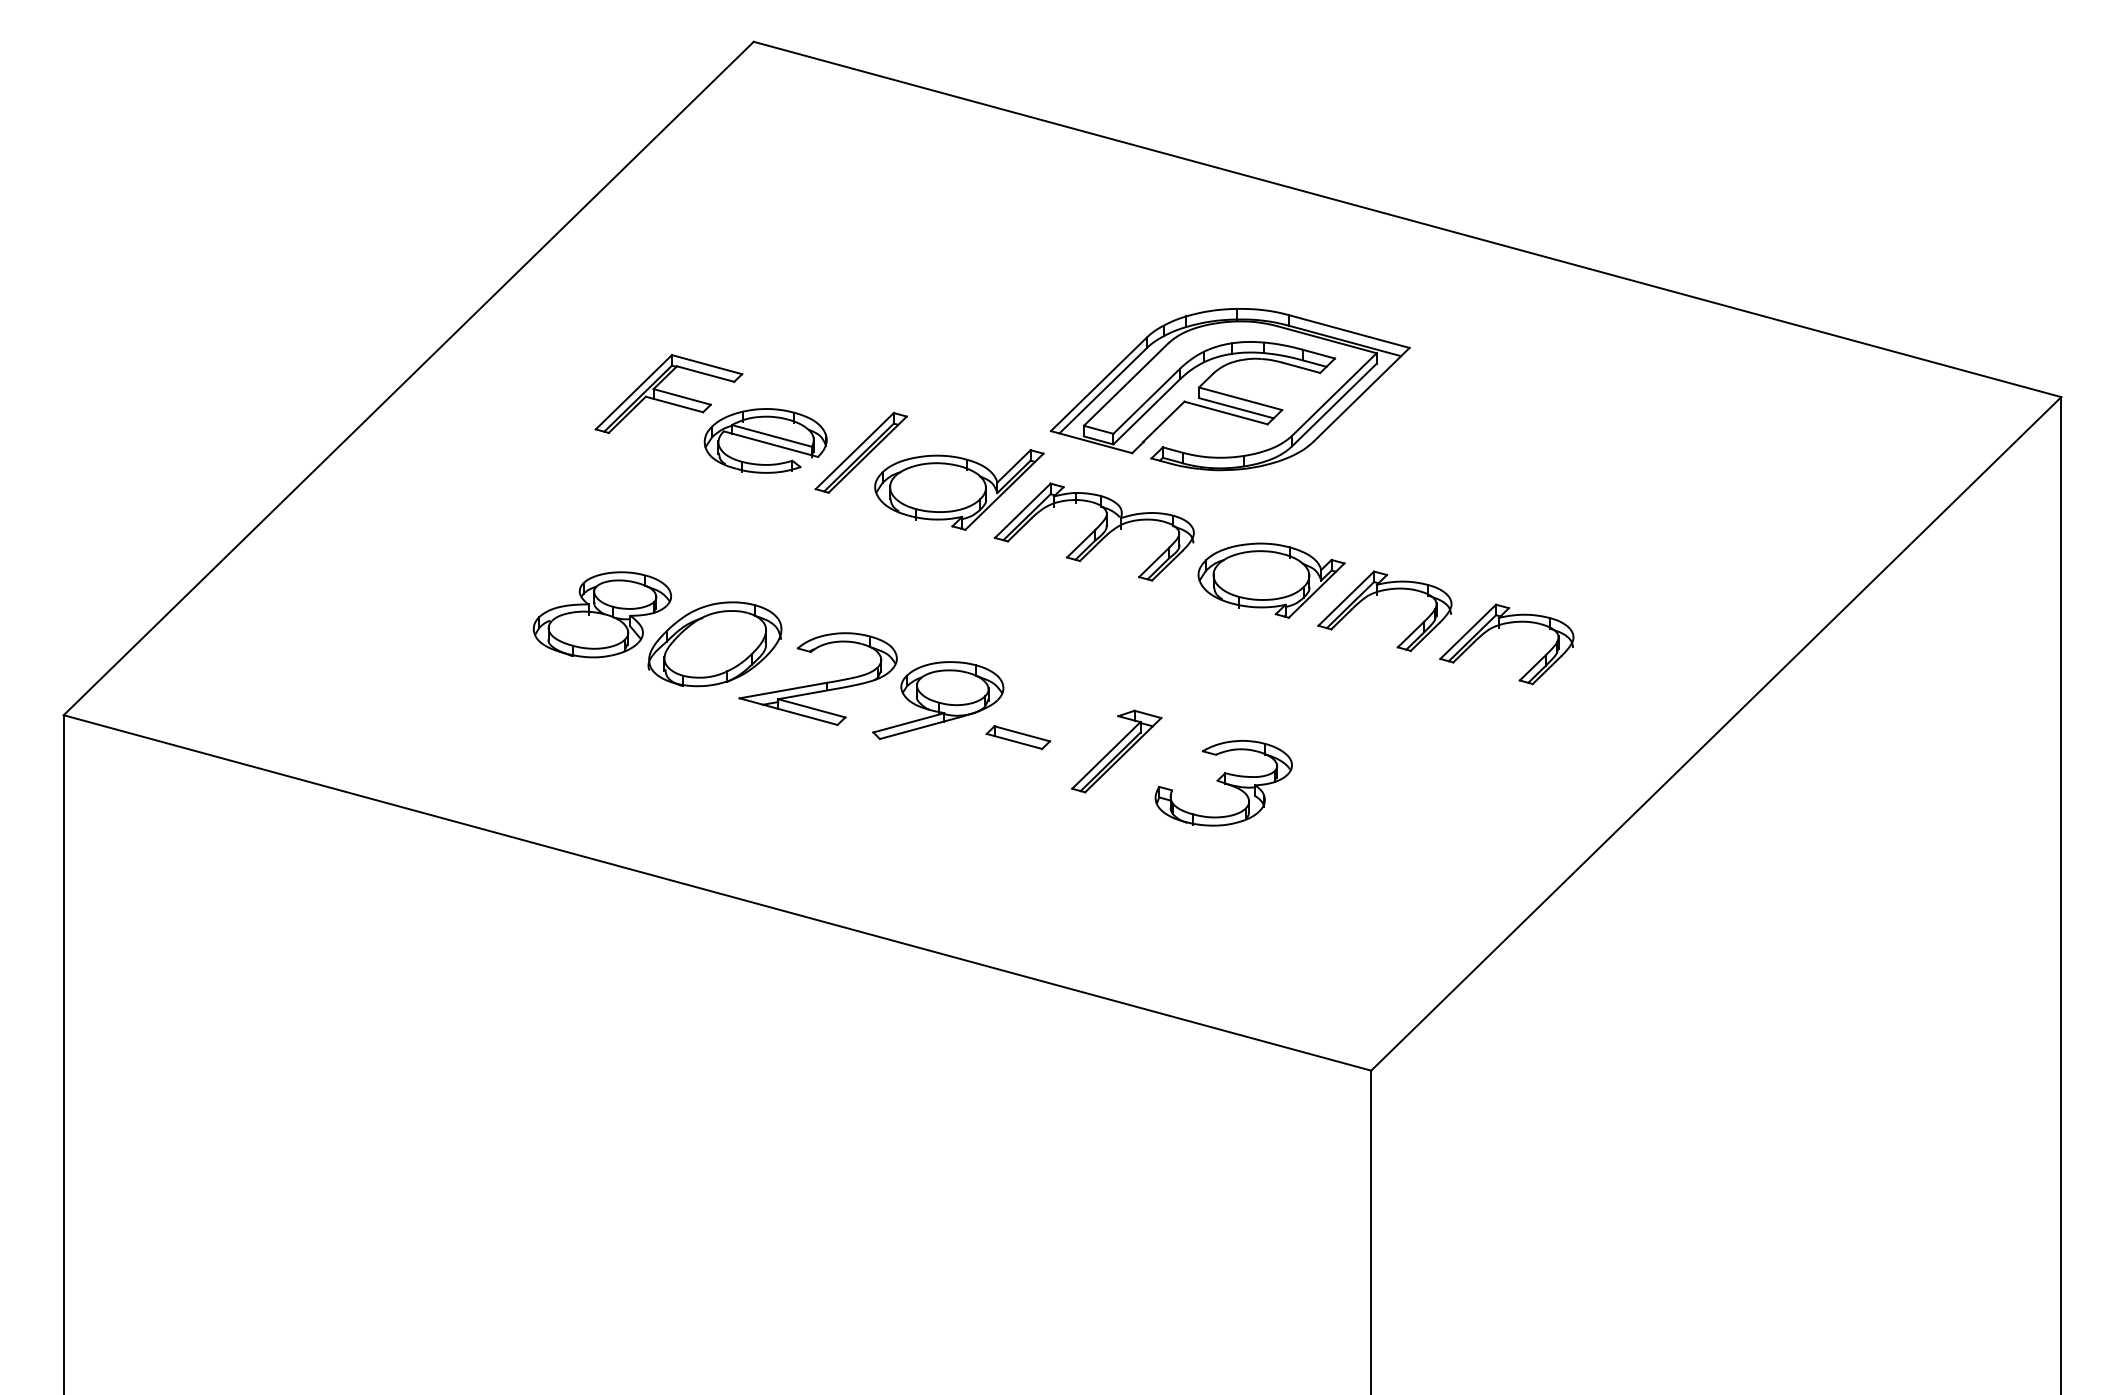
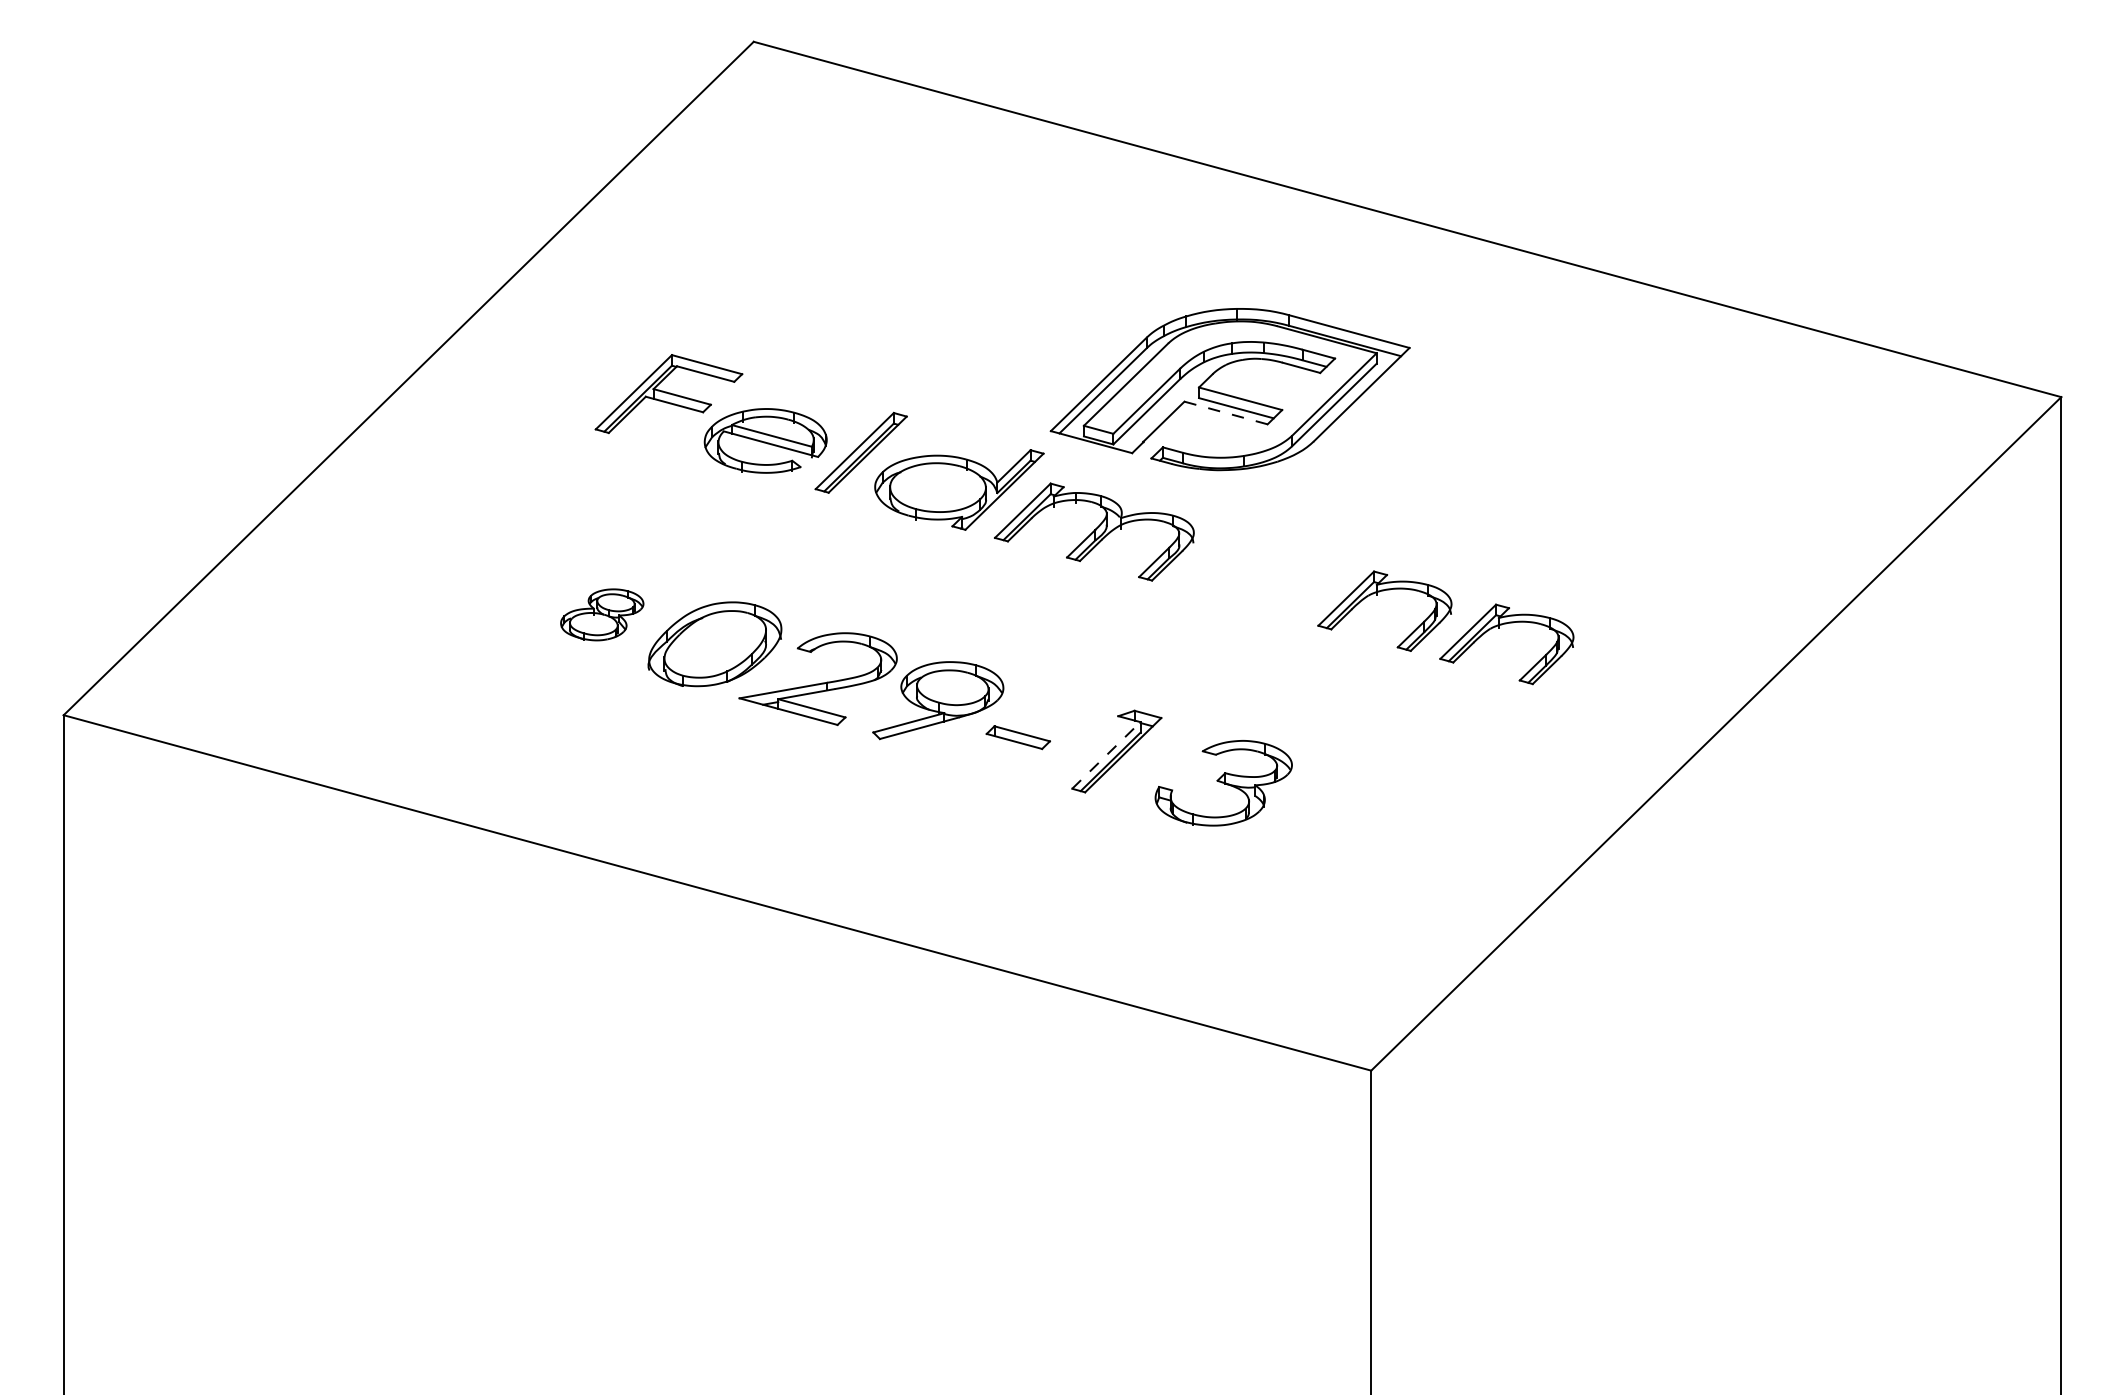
line: solid -> dashed (1225, 412)
part: present -> none (1271, 580)
part size: 140x88 px -> 85x54 px (602, 614)
line: solid -> dashed (1106, 755)
